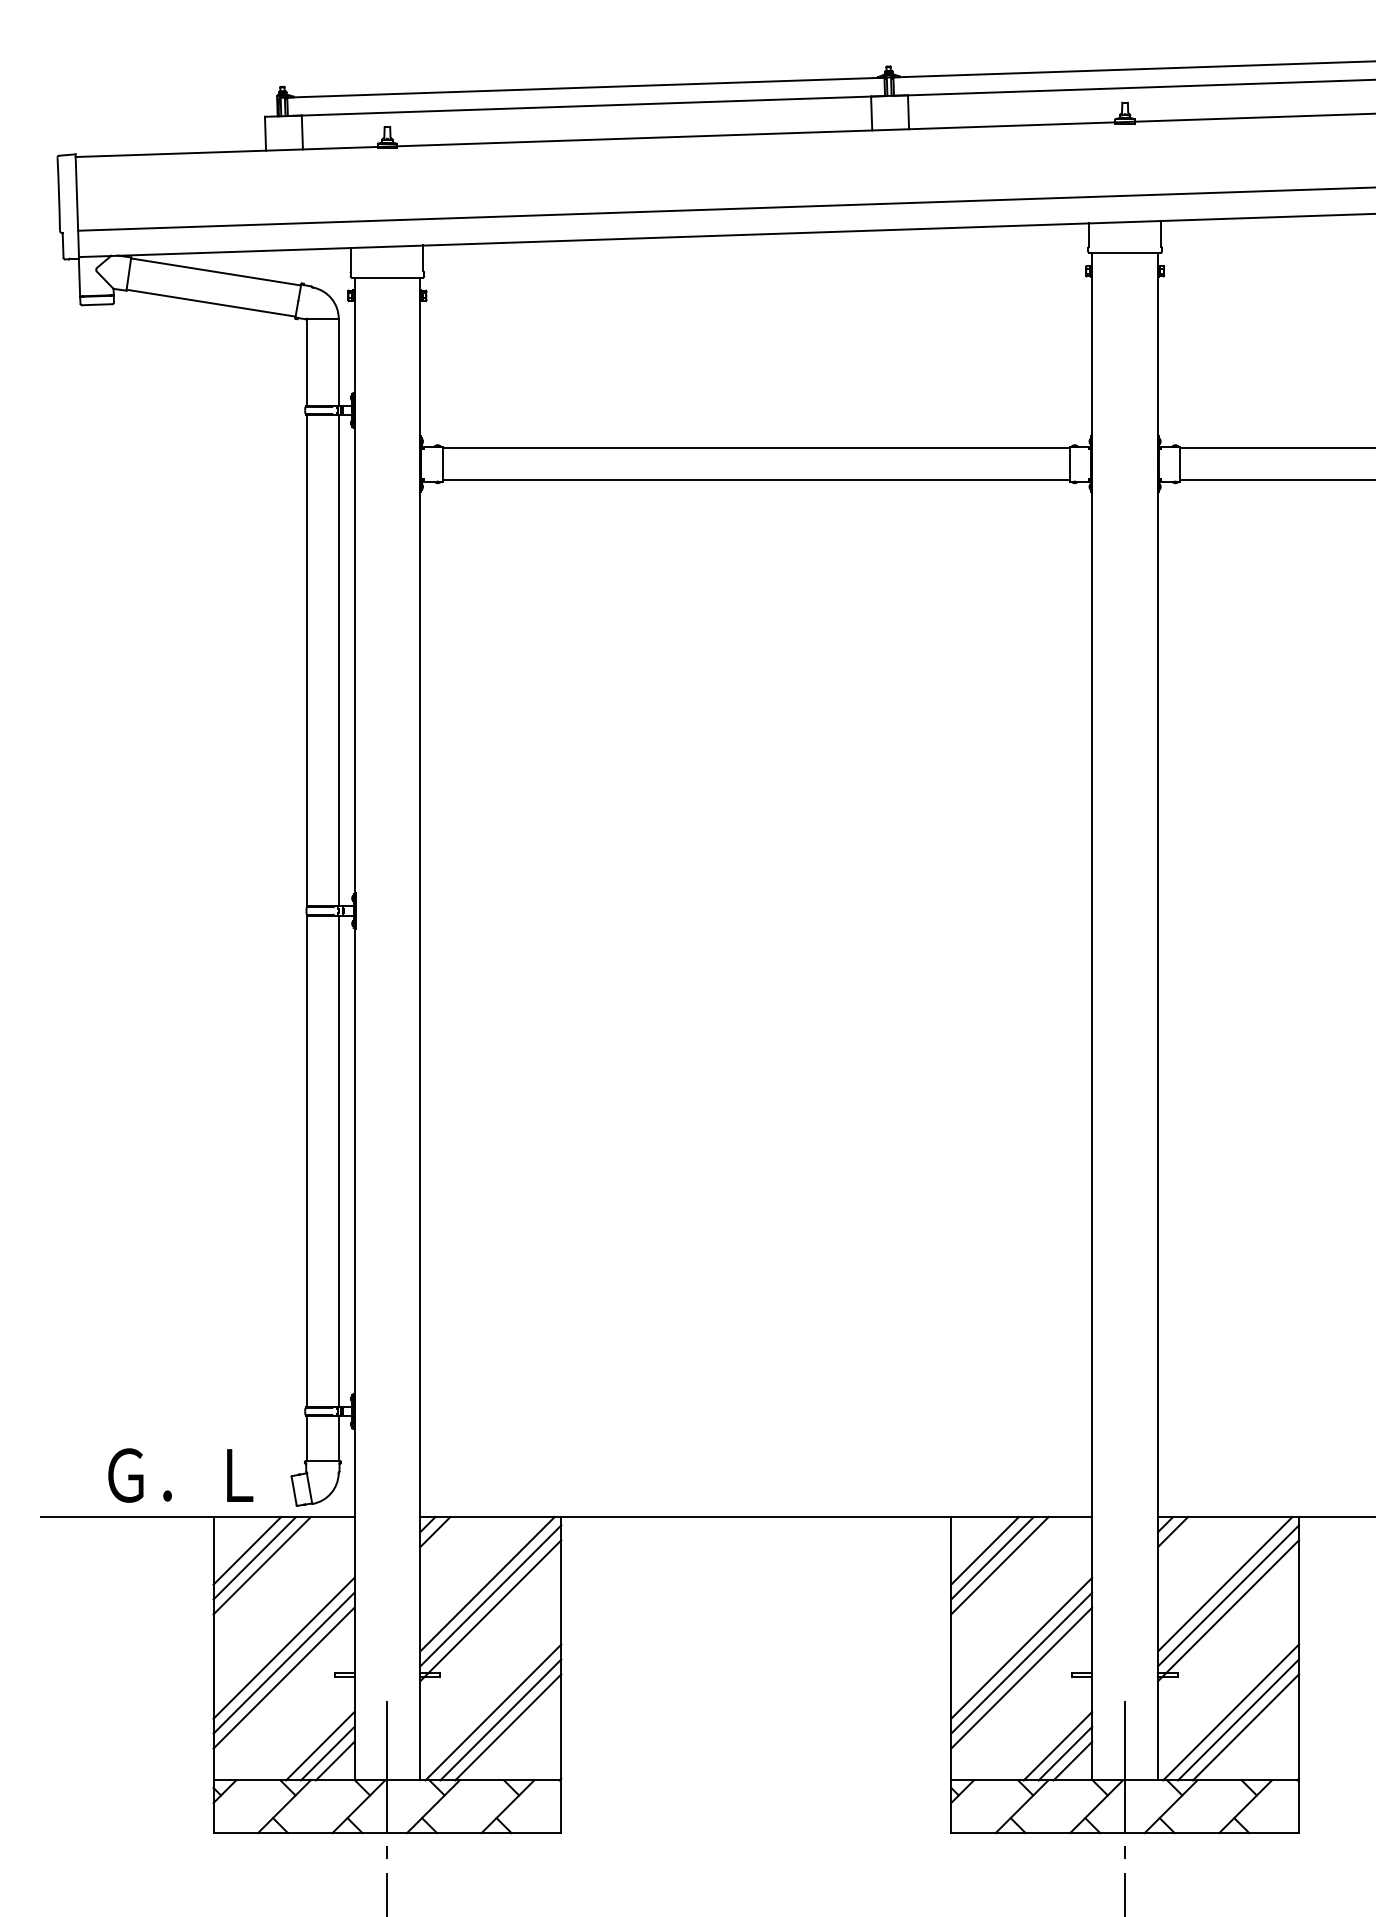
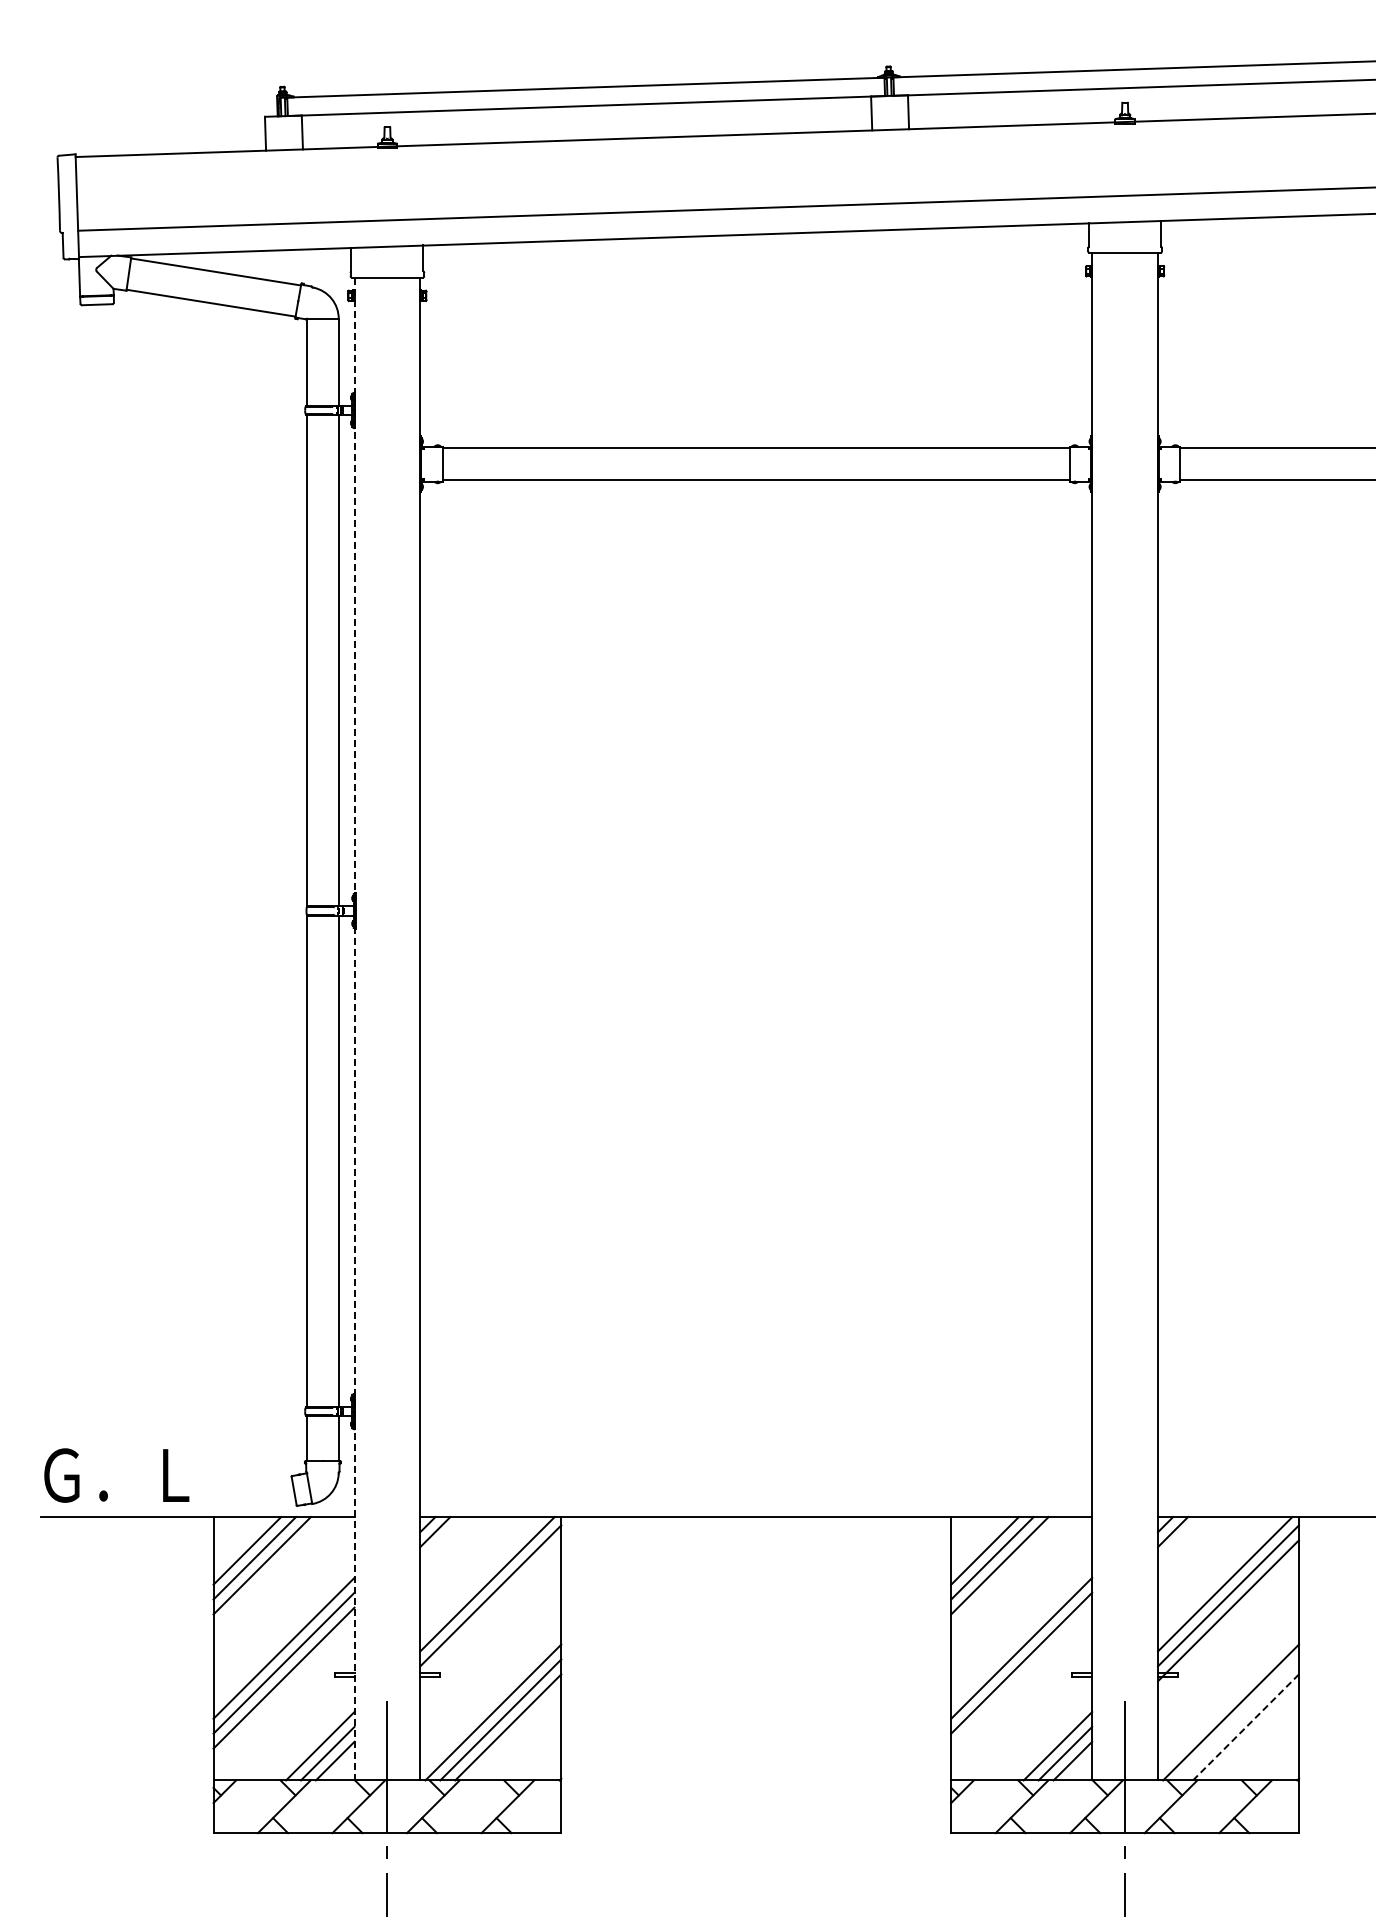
line: solid -> dashed (354, 1029)
text position: (180, 1475) -> (116, 1475) (116, 1475)
line: present -> none (490, 1610)
line: present -> none (1021, 1677)
line: present -> none (1238, 1719)
line: solid -> dashed (1246, 1727)
